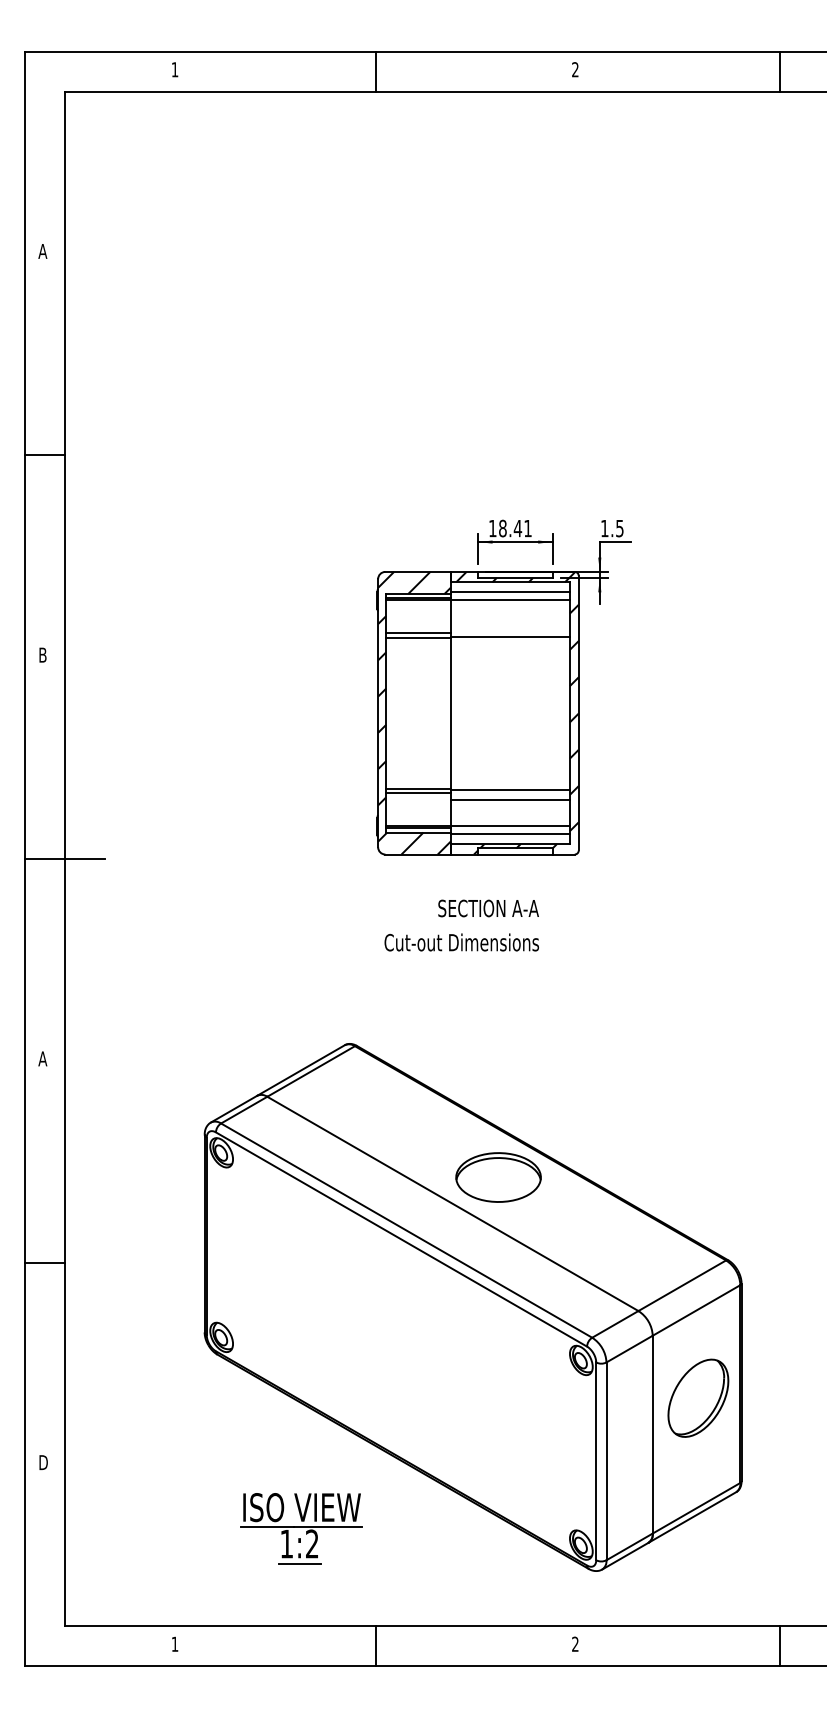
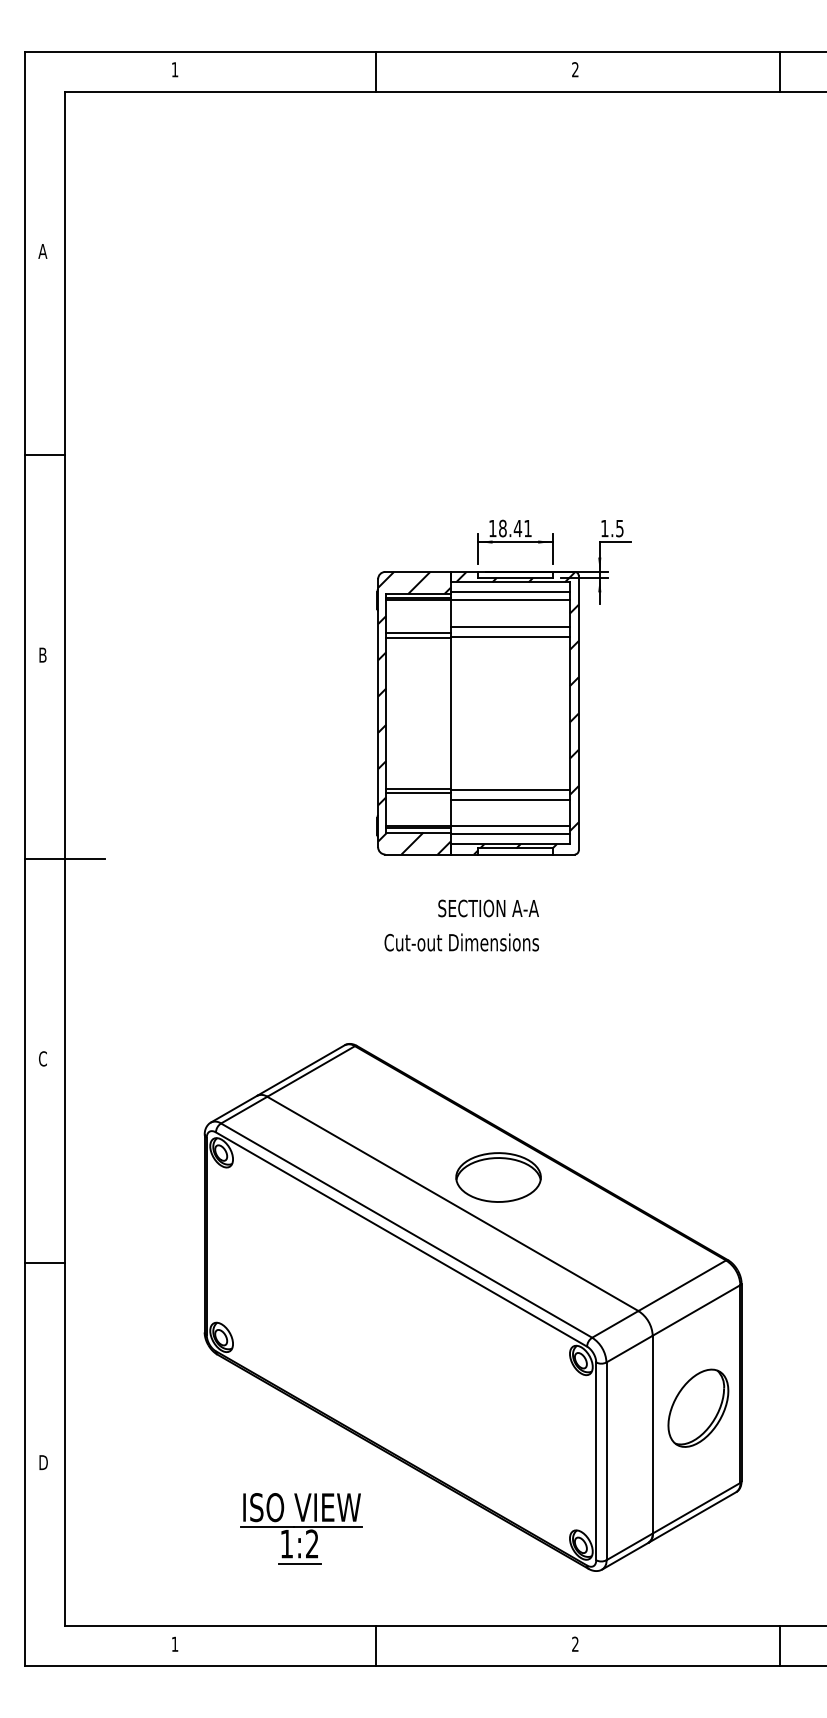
line: none -> present (509, 626)
text: A -> C (42, 1058)
part position: (698, 1397) -> (698, 1407) (698, 1407)
